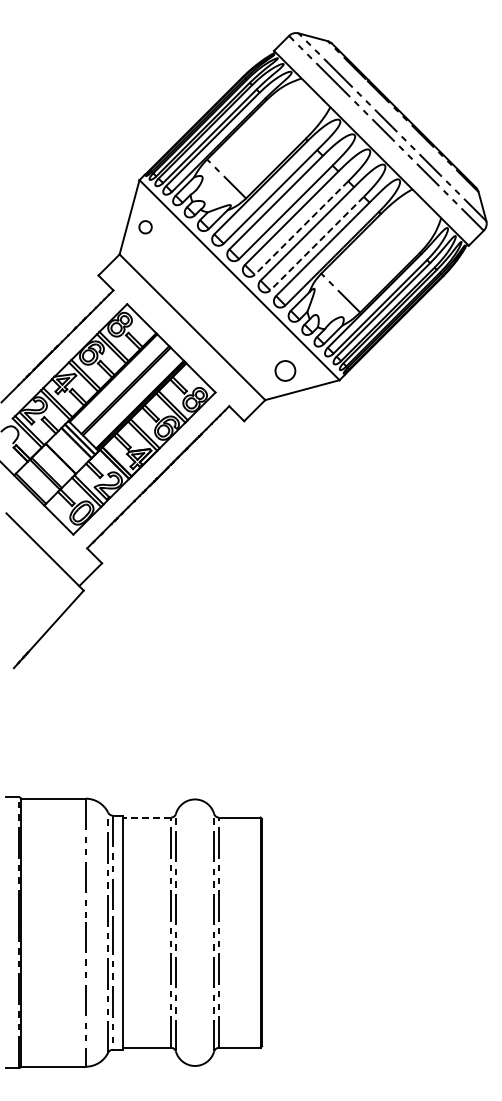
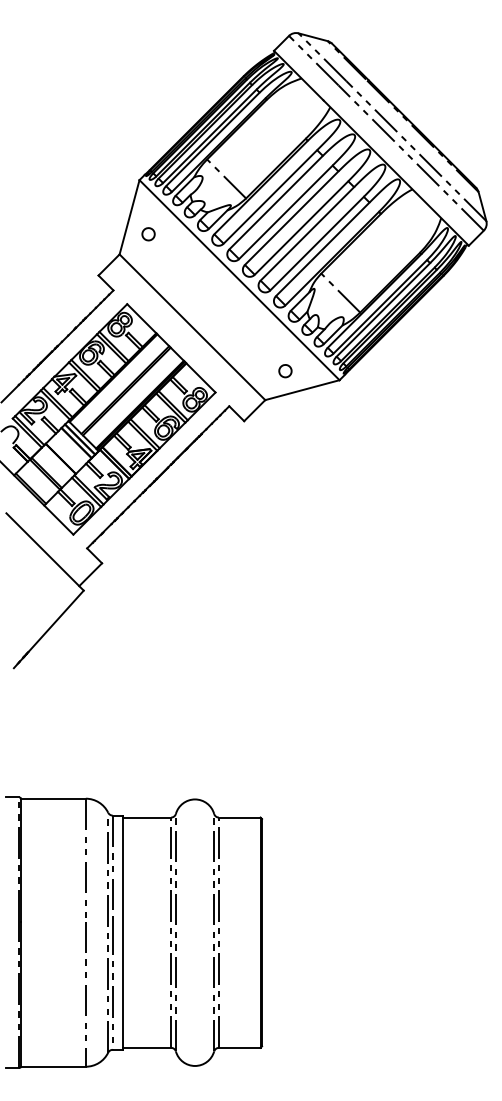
part position: (145, 227) -> (148, 234) (148, 234)
line: dashed -> solid (301, 228)
line: dashed -> solid (316, 243)
part size: 23x22 px -> 15x15 px (285, 371)
line: dashed -> solid (146, 817)
